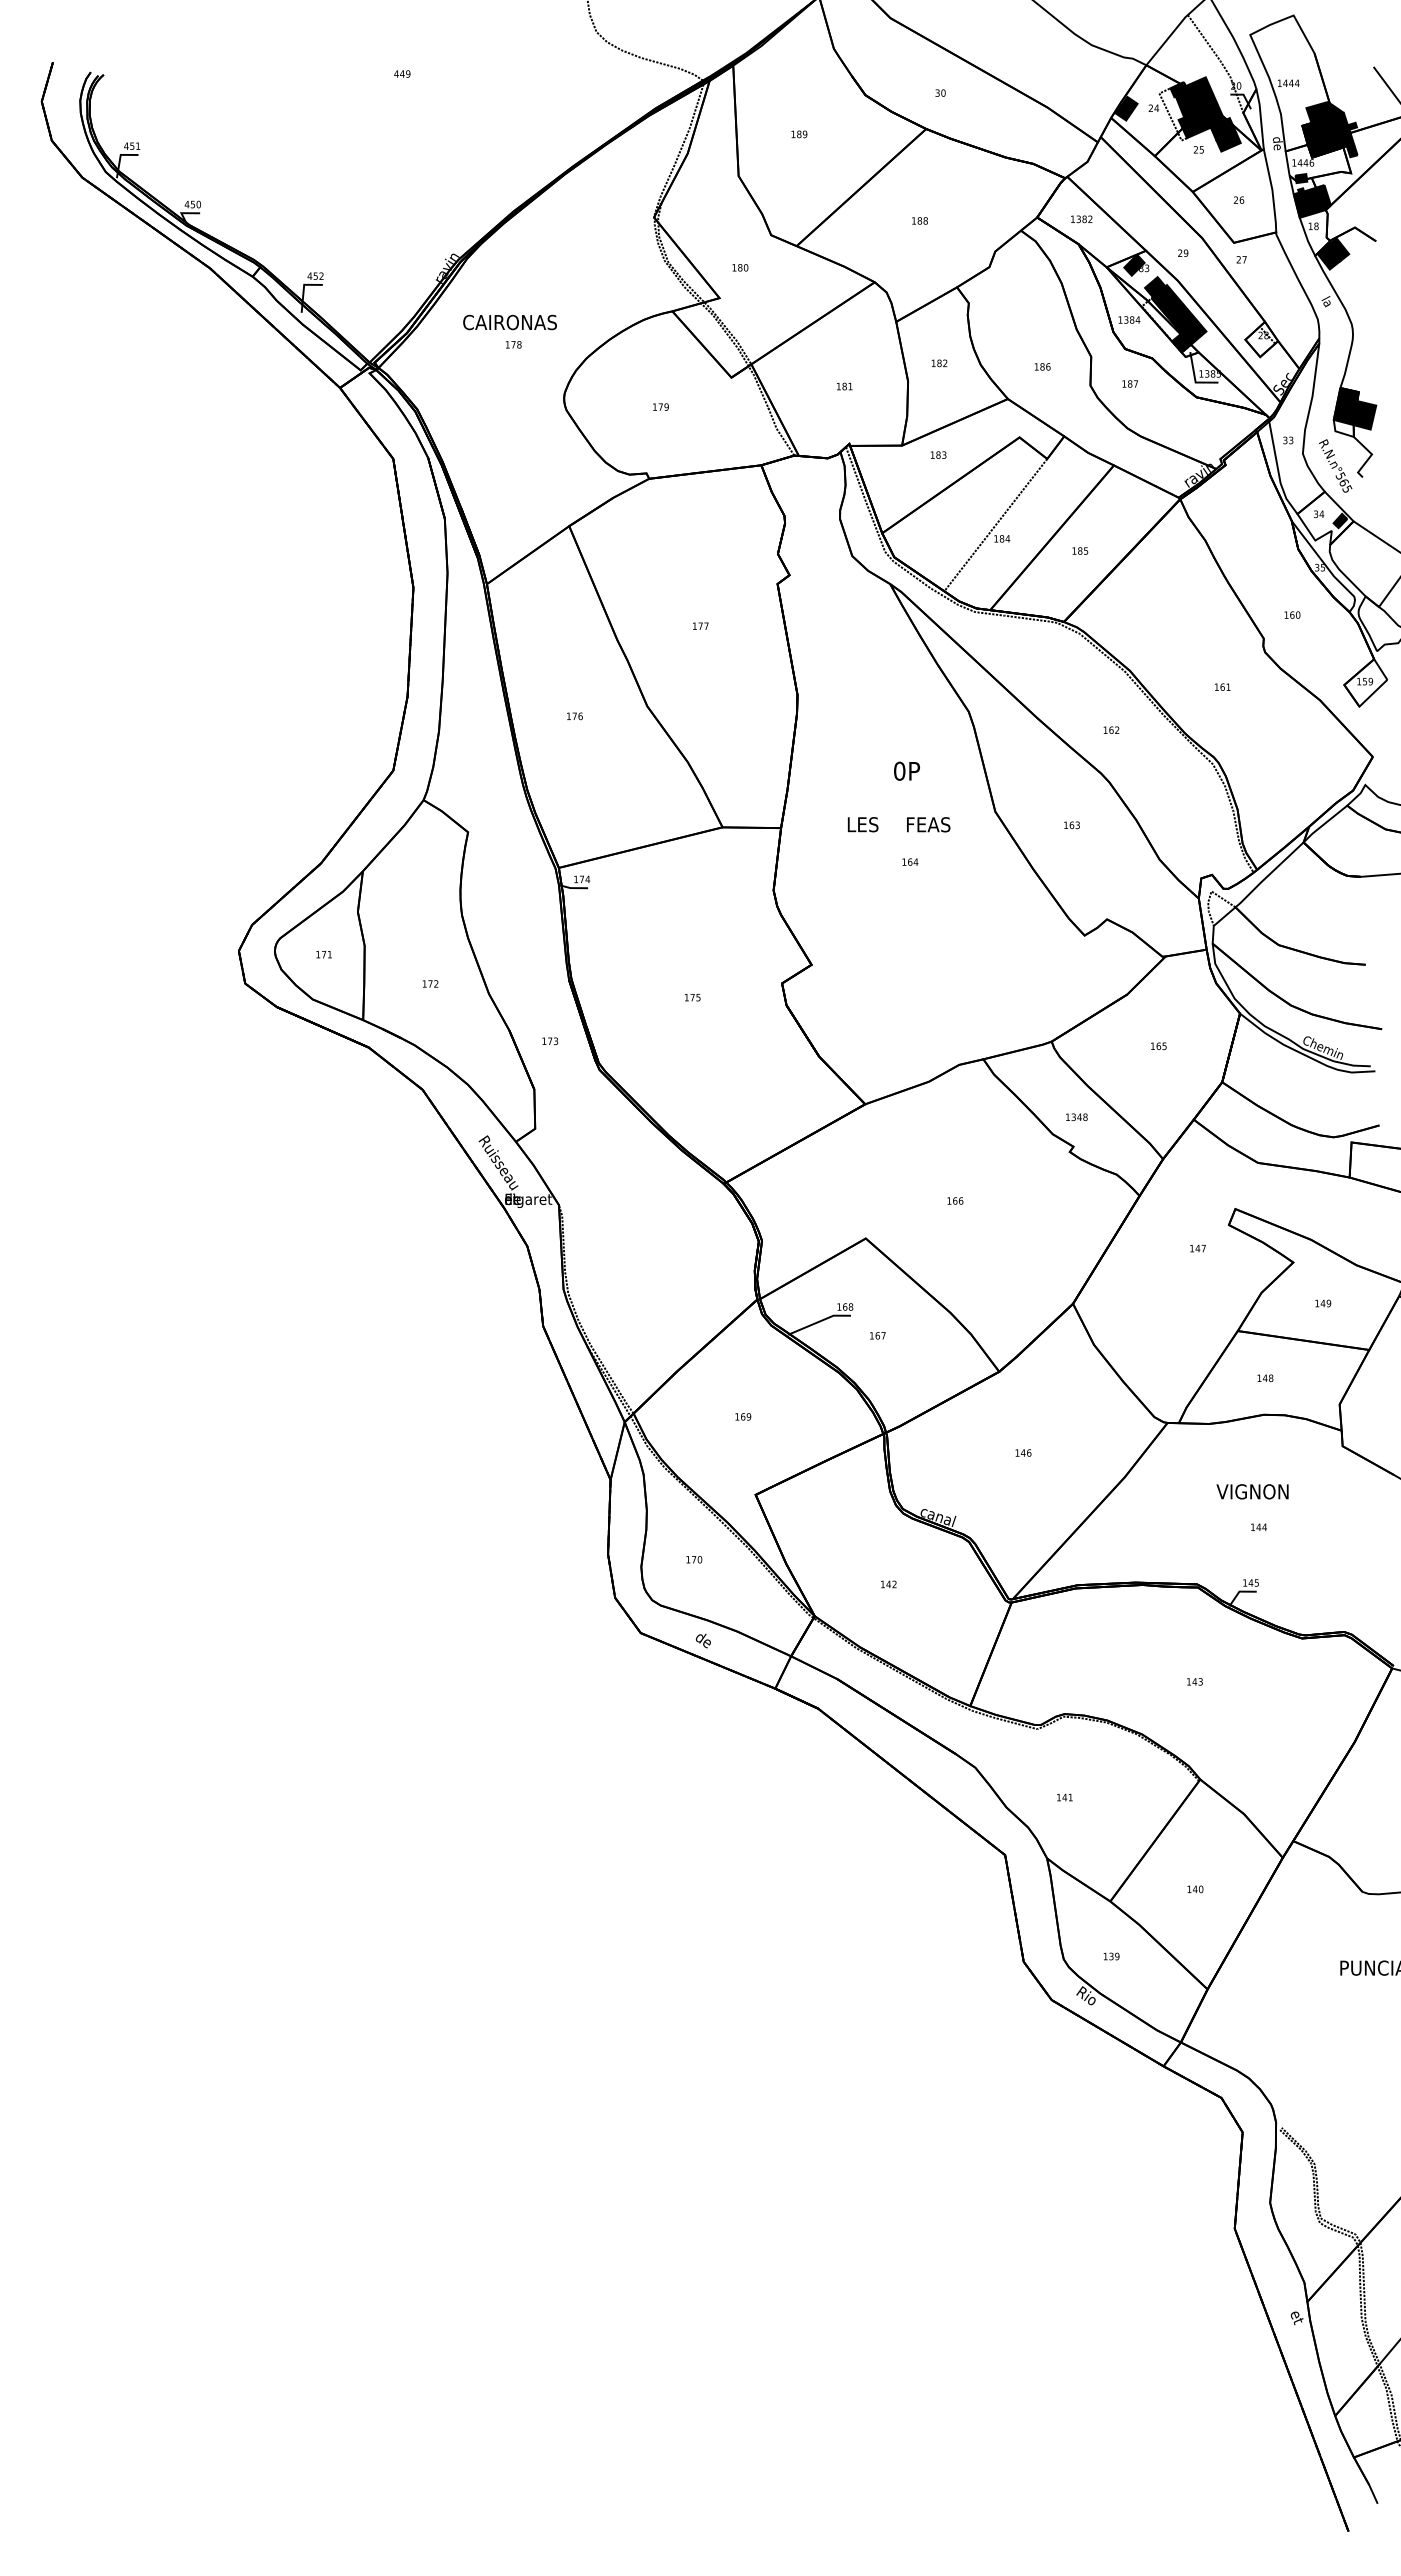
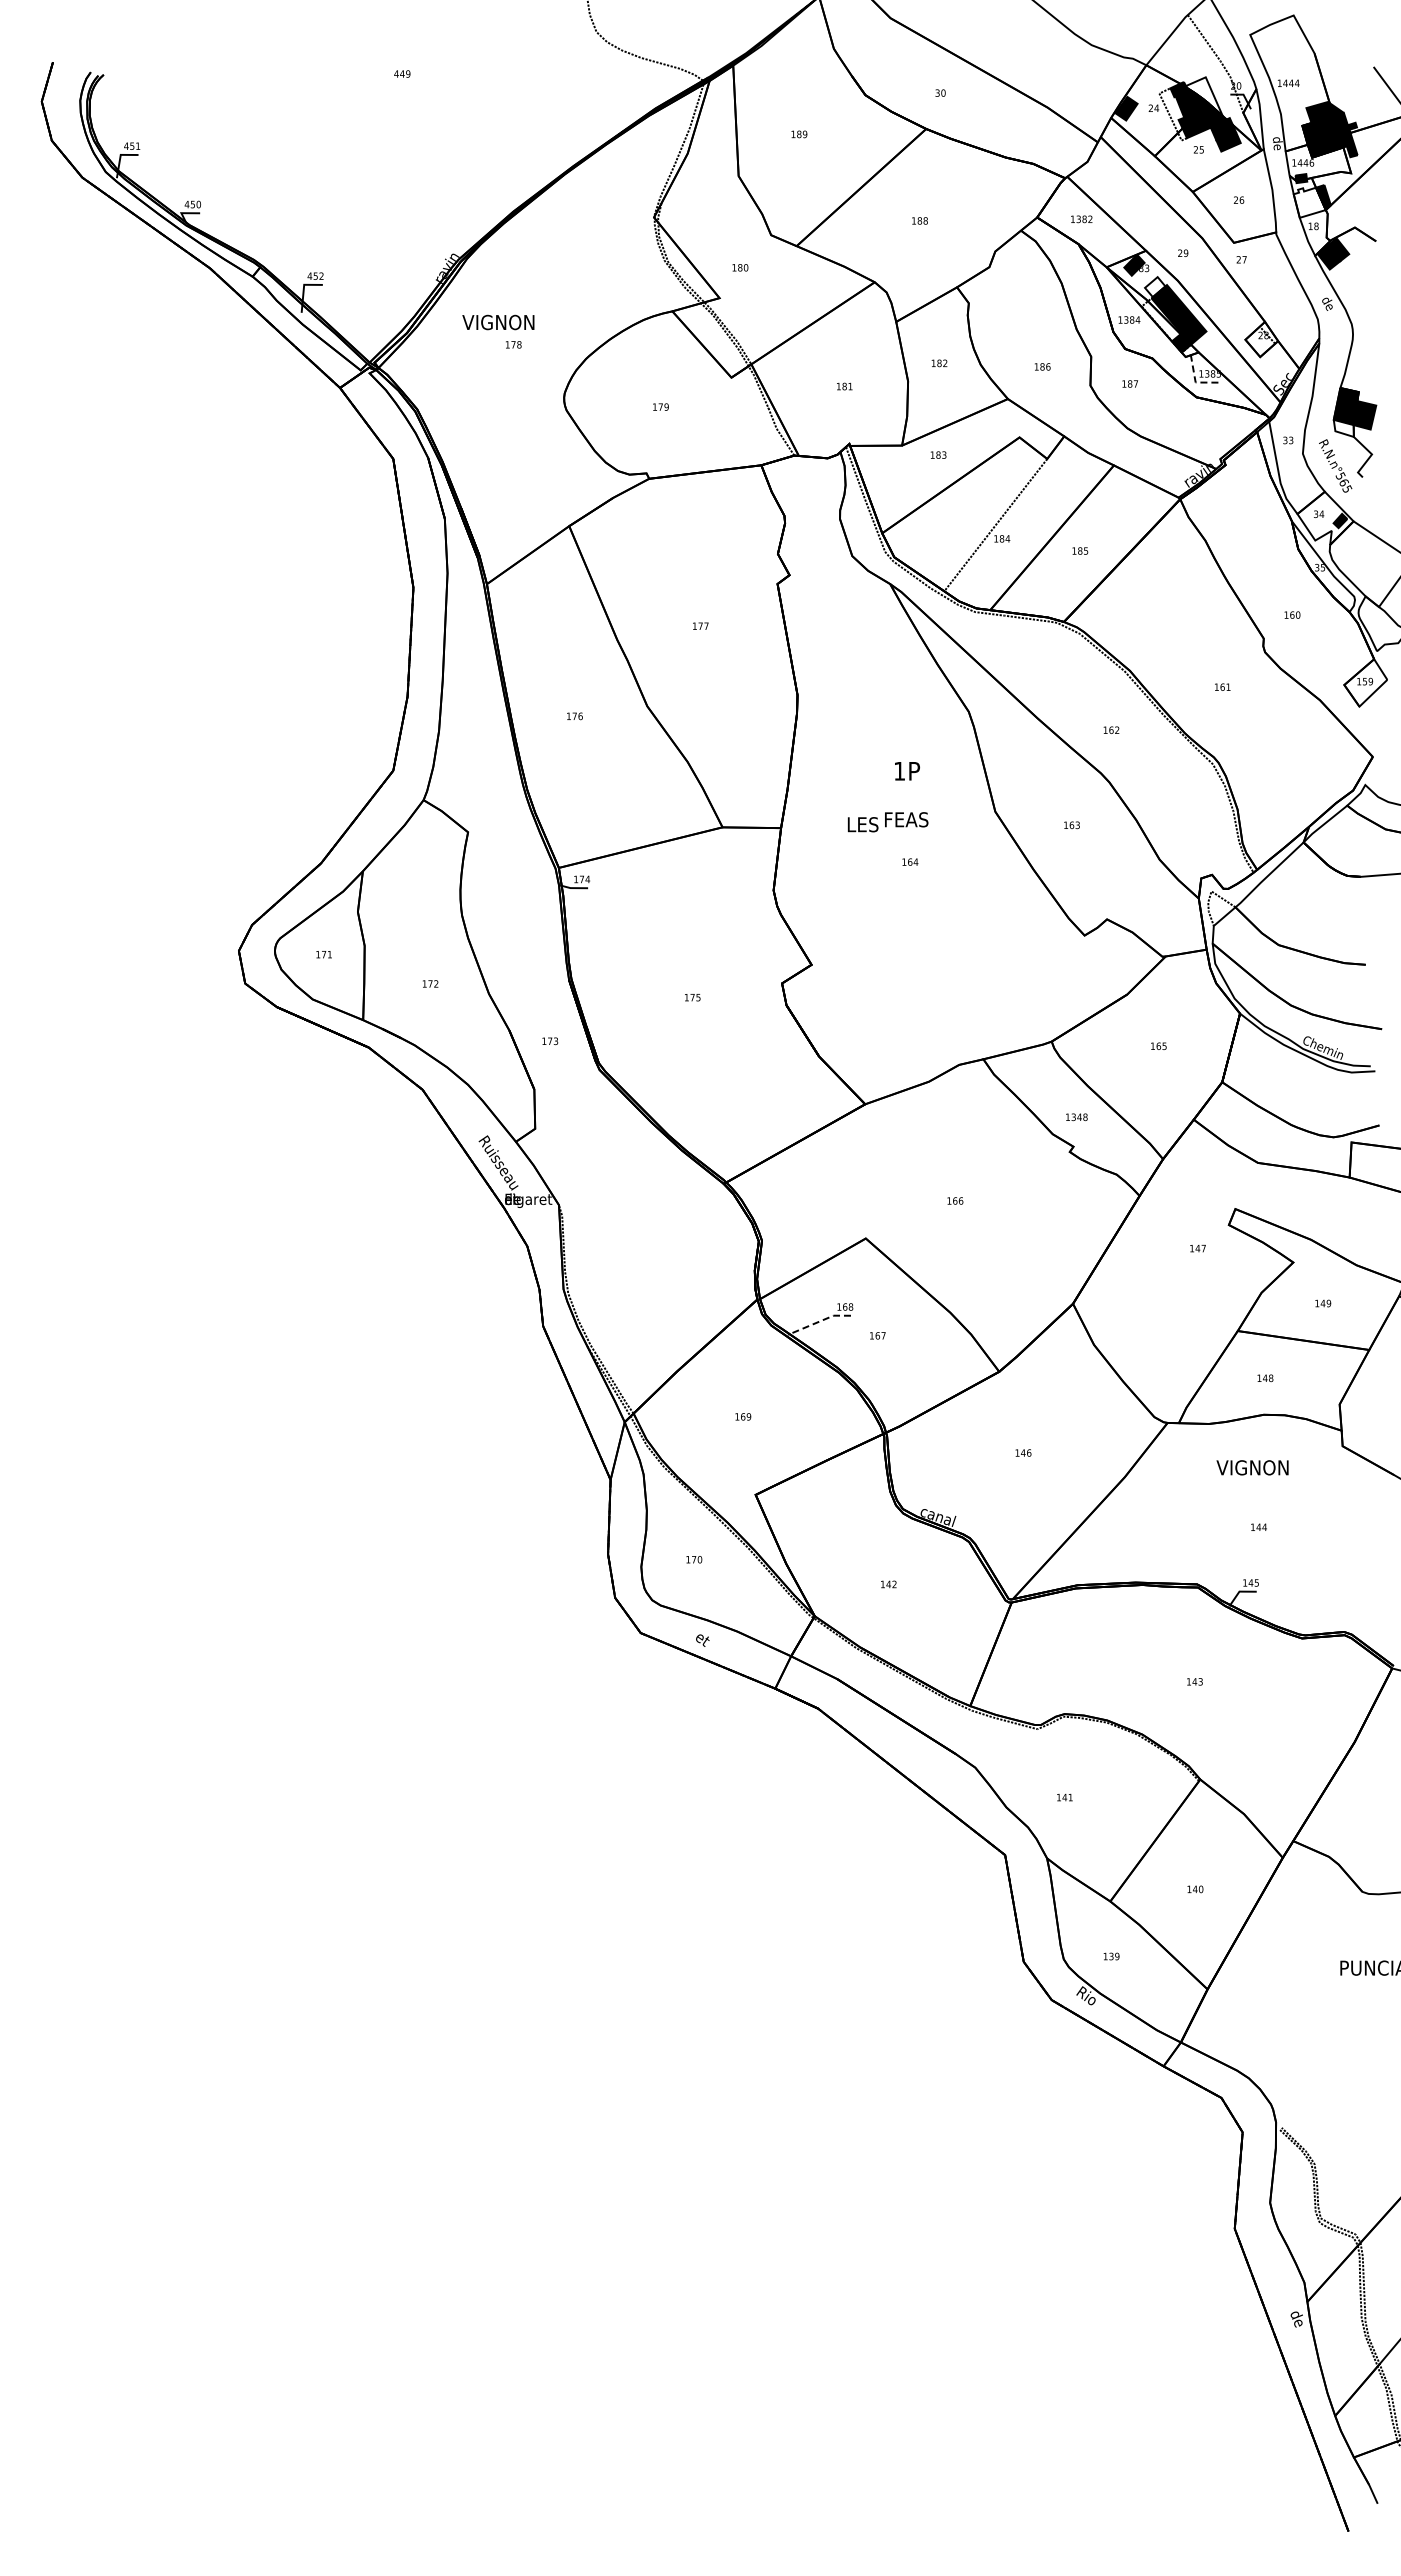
fill: present -> none (1203, 96)
fill: present -> none (1309, 202)
fill: present -> none (1155, 287)
text: la -> de (1326, 303)
text: CAIRONAS -> VIGNON (509, 322)
line: solid -> dashed (1194, 378)
text: 0P -> 1P (899, 770)
text position: (928, 824) -> (906, 819) (906, 819)
line: solid -> dashed (819, 1321)
text position: (1252, 1491) -> (1252, 1467) (1252, 1467)
text: de -> et (702, 1640)
text: et -> de (1296, 2319)
